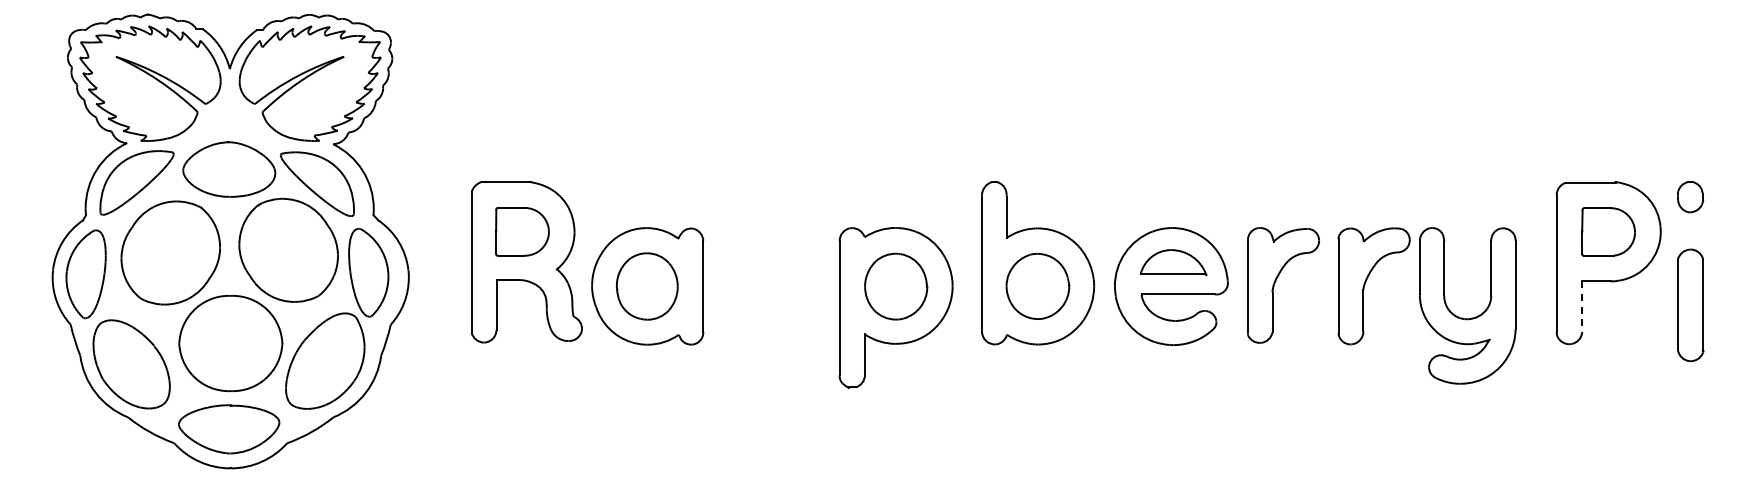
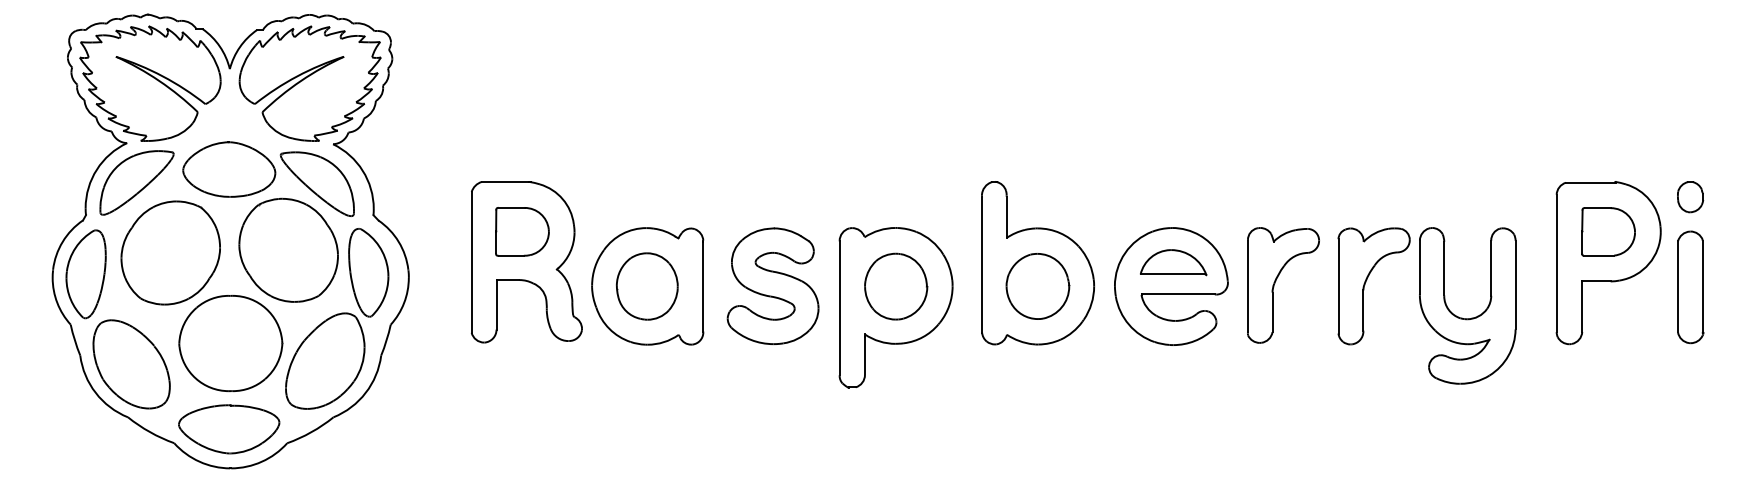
part: none -> present (772, 285)
part position: (1690, 305) -> (1690, 287) (1690, 287)
line: dashed -> solid (1582, 307)
